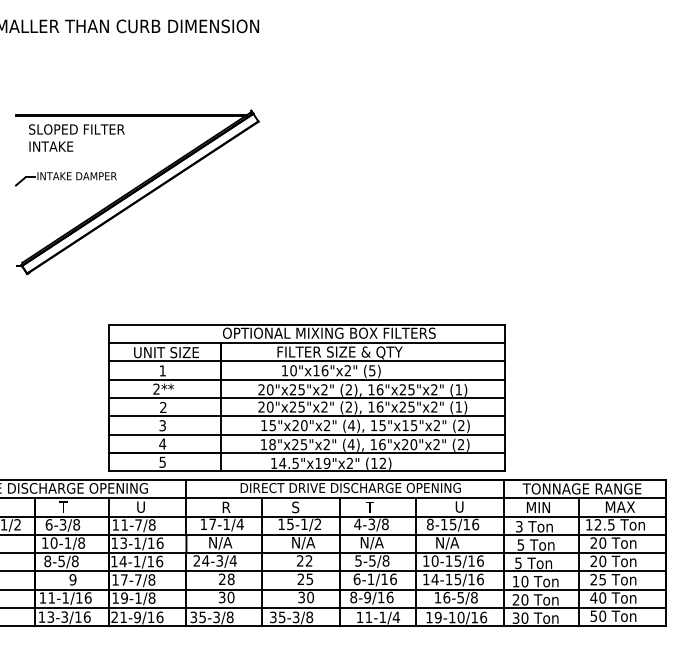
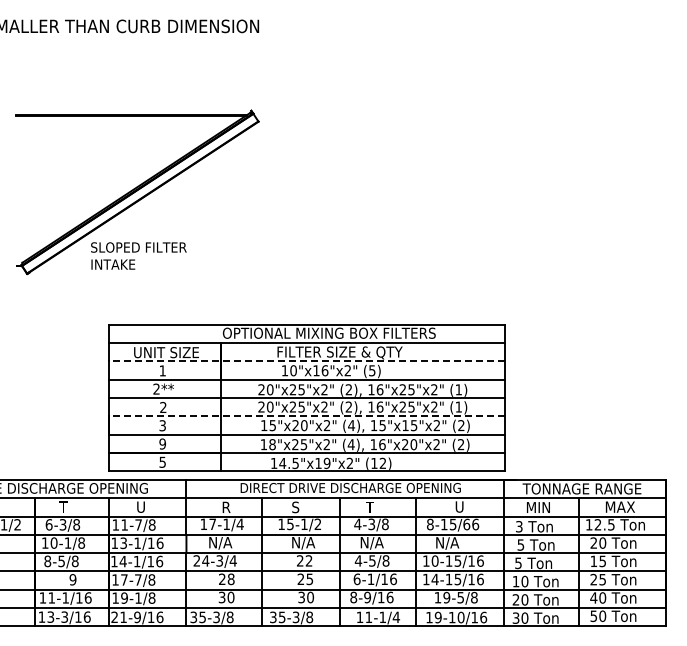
text position: (76, 137) -> (138, 255) (138, 255)
part: present -> none (65, 179)
line: solid -> dashed (306, 361)
line: solid -> dashed (306, 416)
text: 4 -> 9 (162, 443)
text: 8-15/16 -> 8-15/66 (466, 524)
text: 5-5/8 -> 4-5/8 (358, 560)
text: 20 -> 15 (598, 561)
text: 16-5/8 -> 19-5/8 (446, 597)
